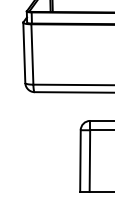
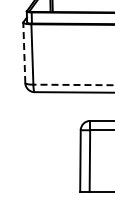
line: solid -> dashed (24, 52)
line: solid -> dashed (73, 84)
